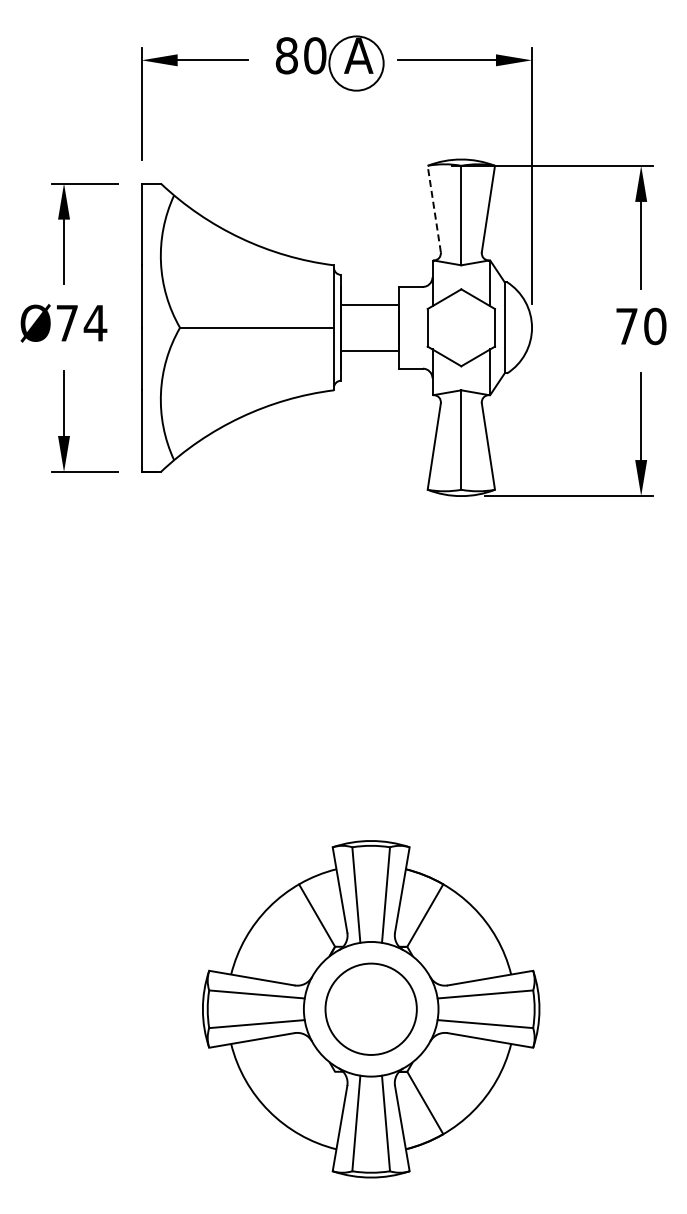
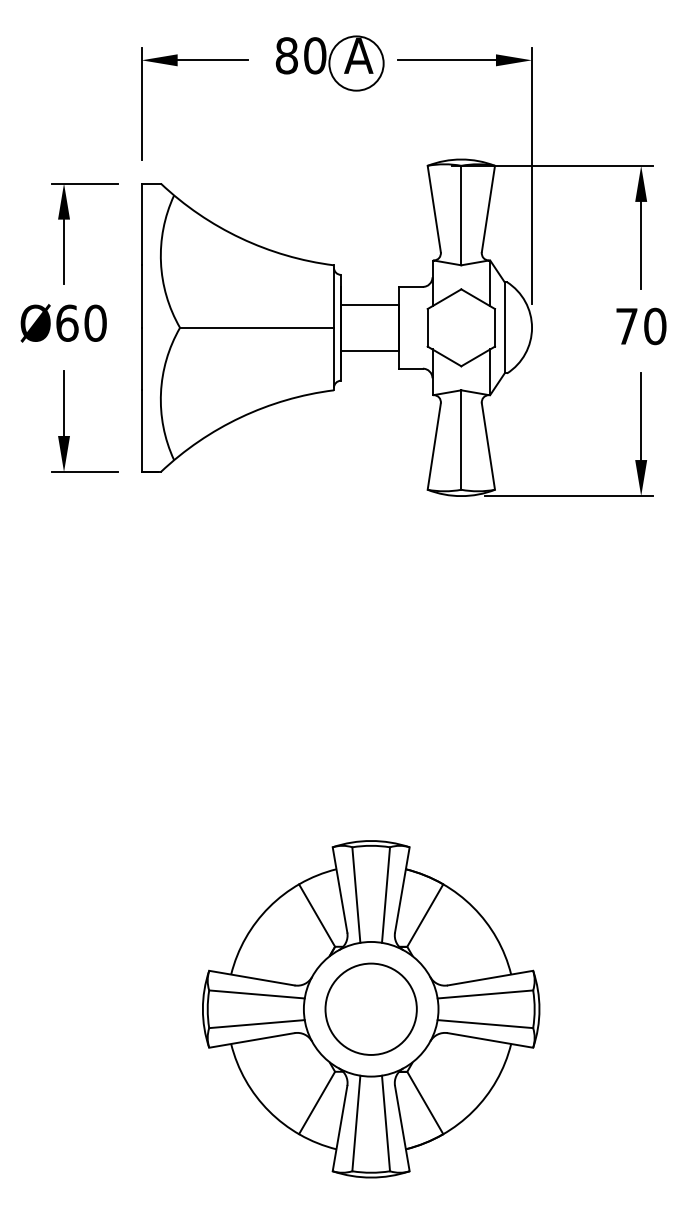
line: dashed -> solid (434, 209)
text: Ø74 -> Ø60 (81, 322)
line: none -> present (317, 1102)
